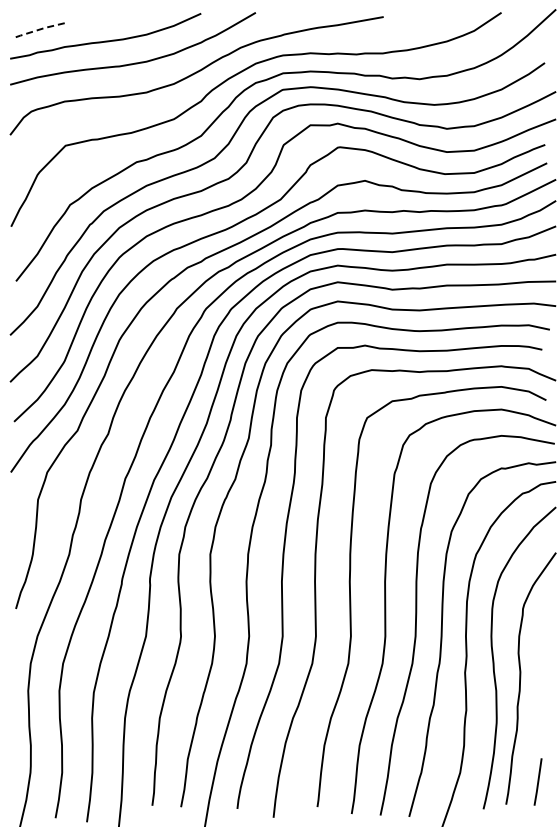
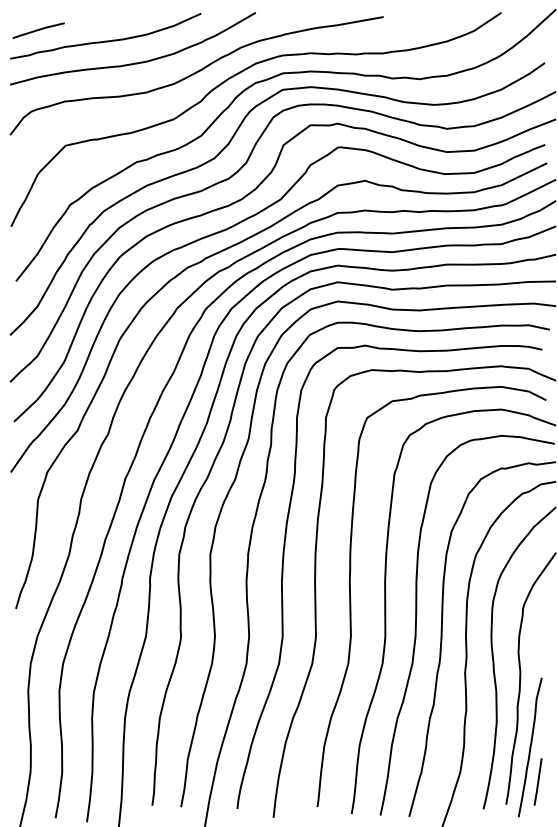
line: dashed -> solid (37, 30)
curve: none -> present (529, 747)
